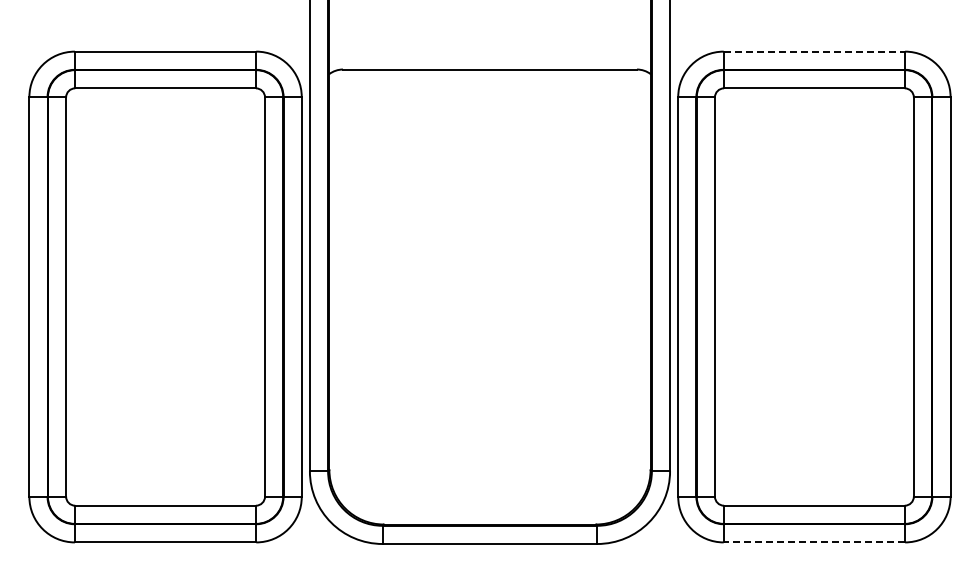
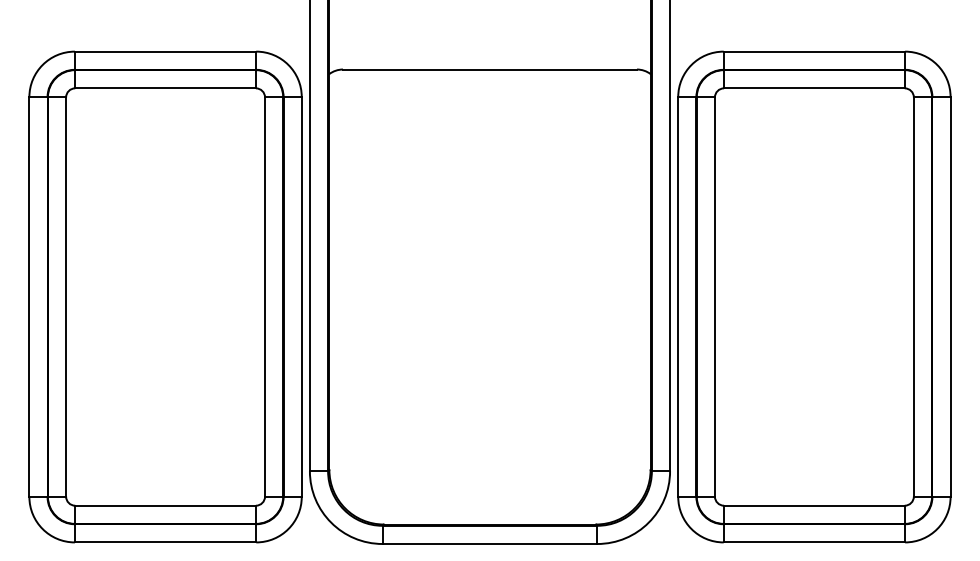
line: dashed -> solid (814, 51)
line: dashed -> solid (814, 542)
